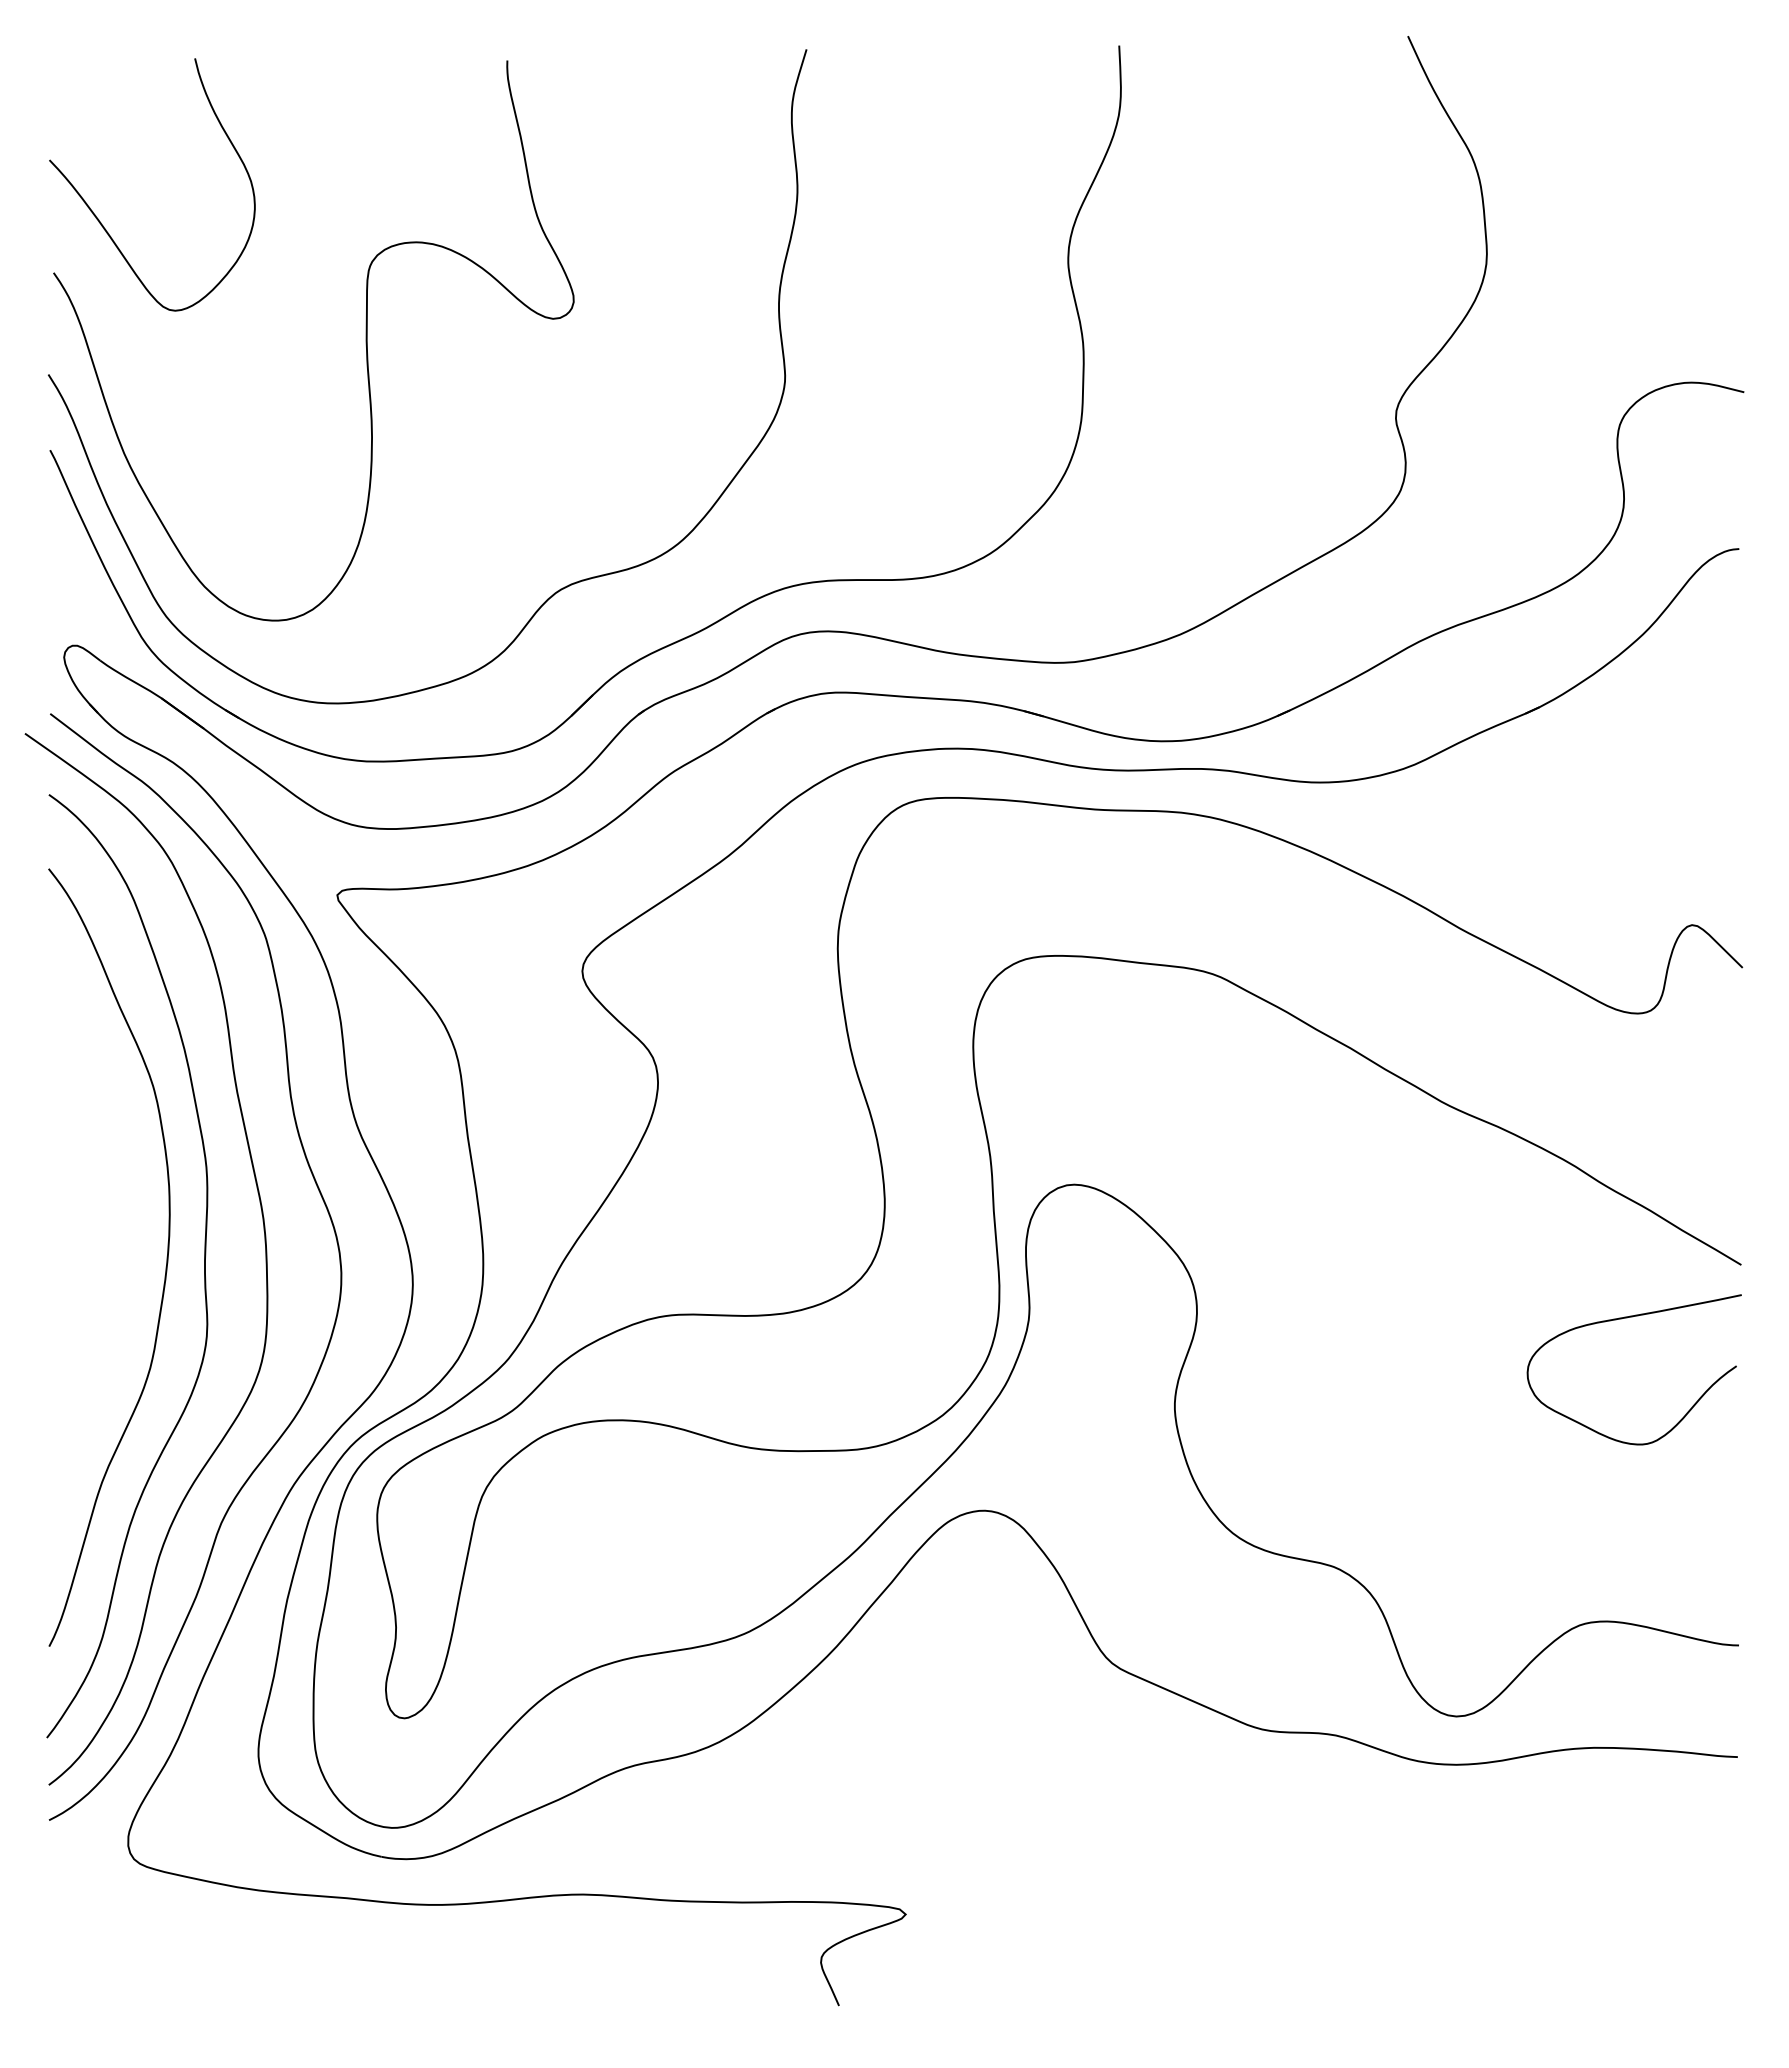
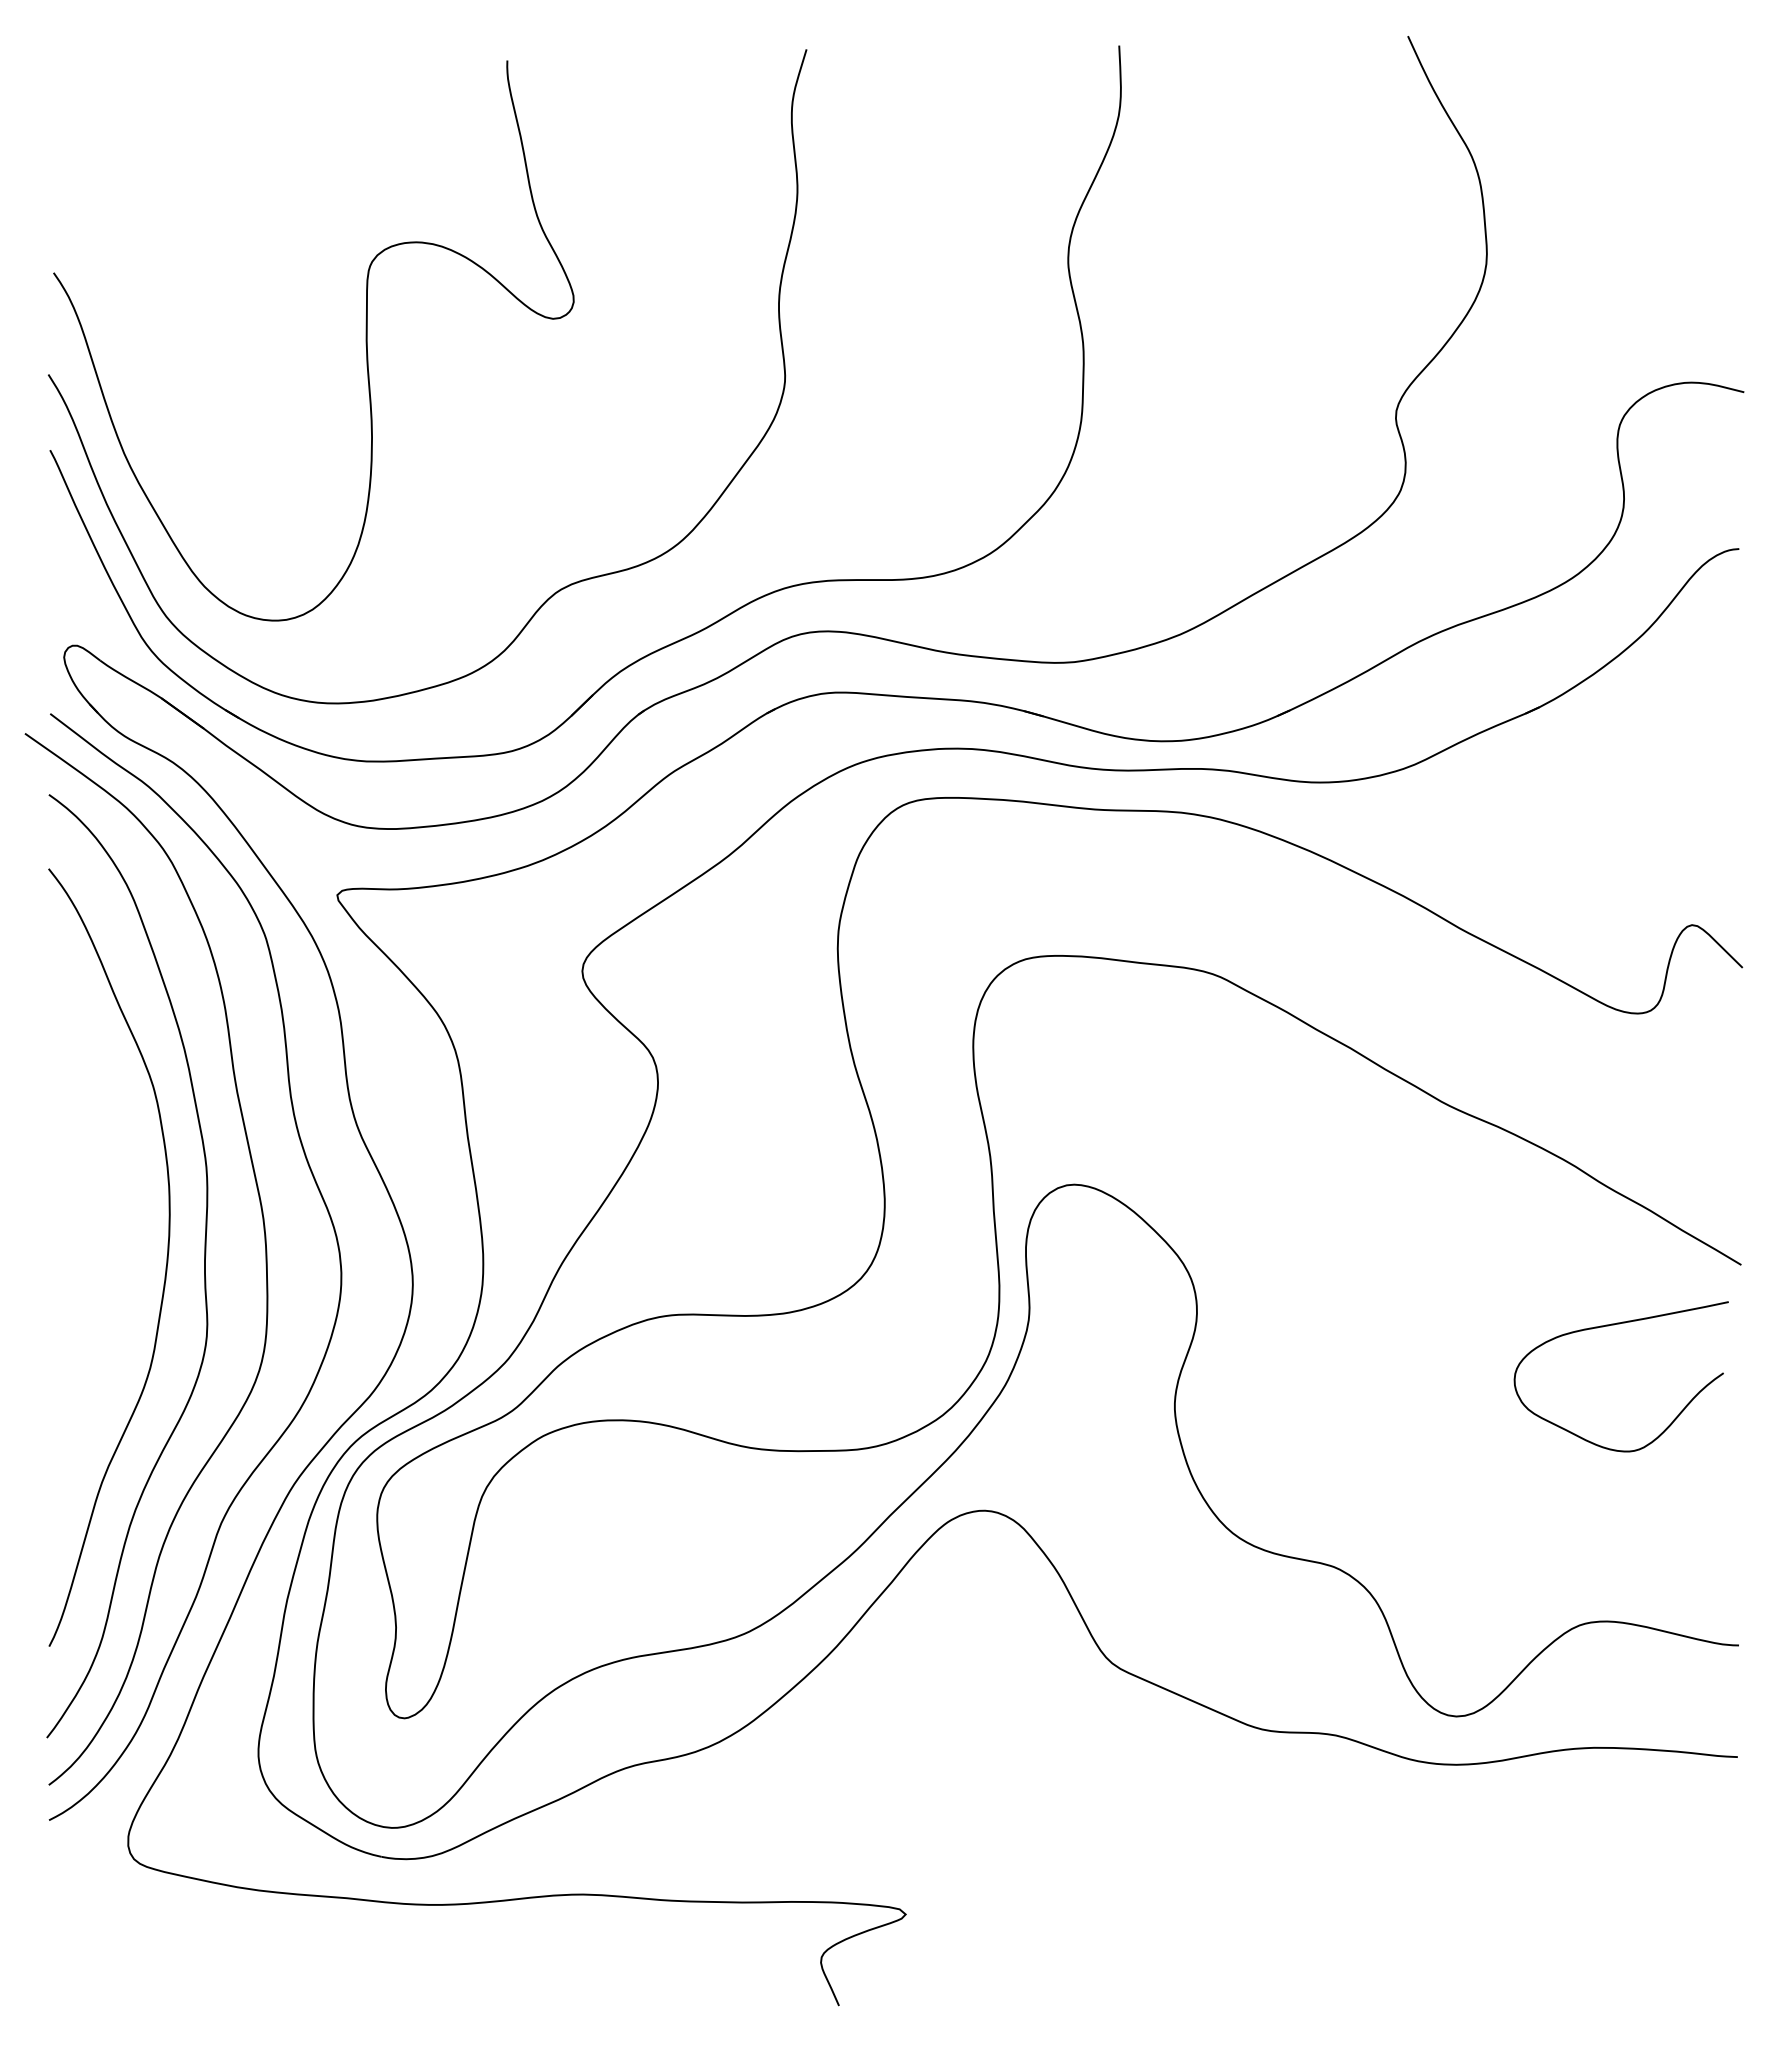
curve: present -> none (99, 219)
curve position: (1627, 1318) -> (1614, 1325) (1614, 1325)
